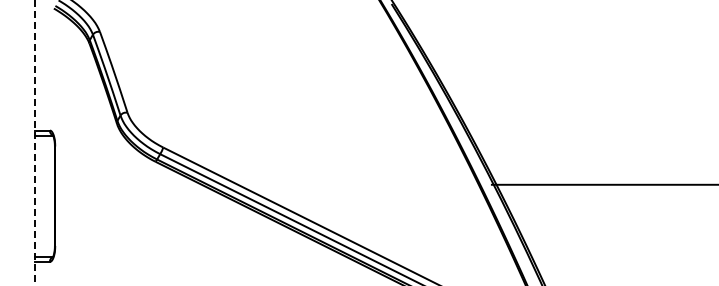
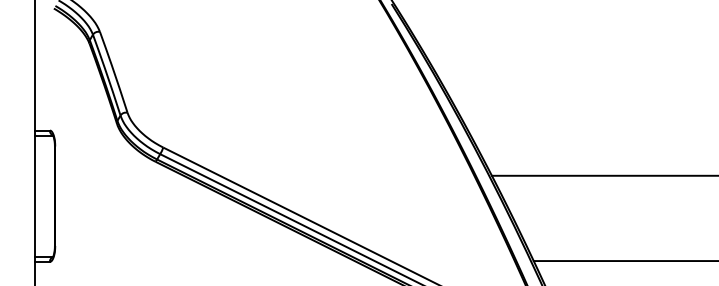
line: dashed -> solid (35, 142)
line position: (603, 184) -> (603, 175) (603, 175)
line: none -> present (624, 261)
